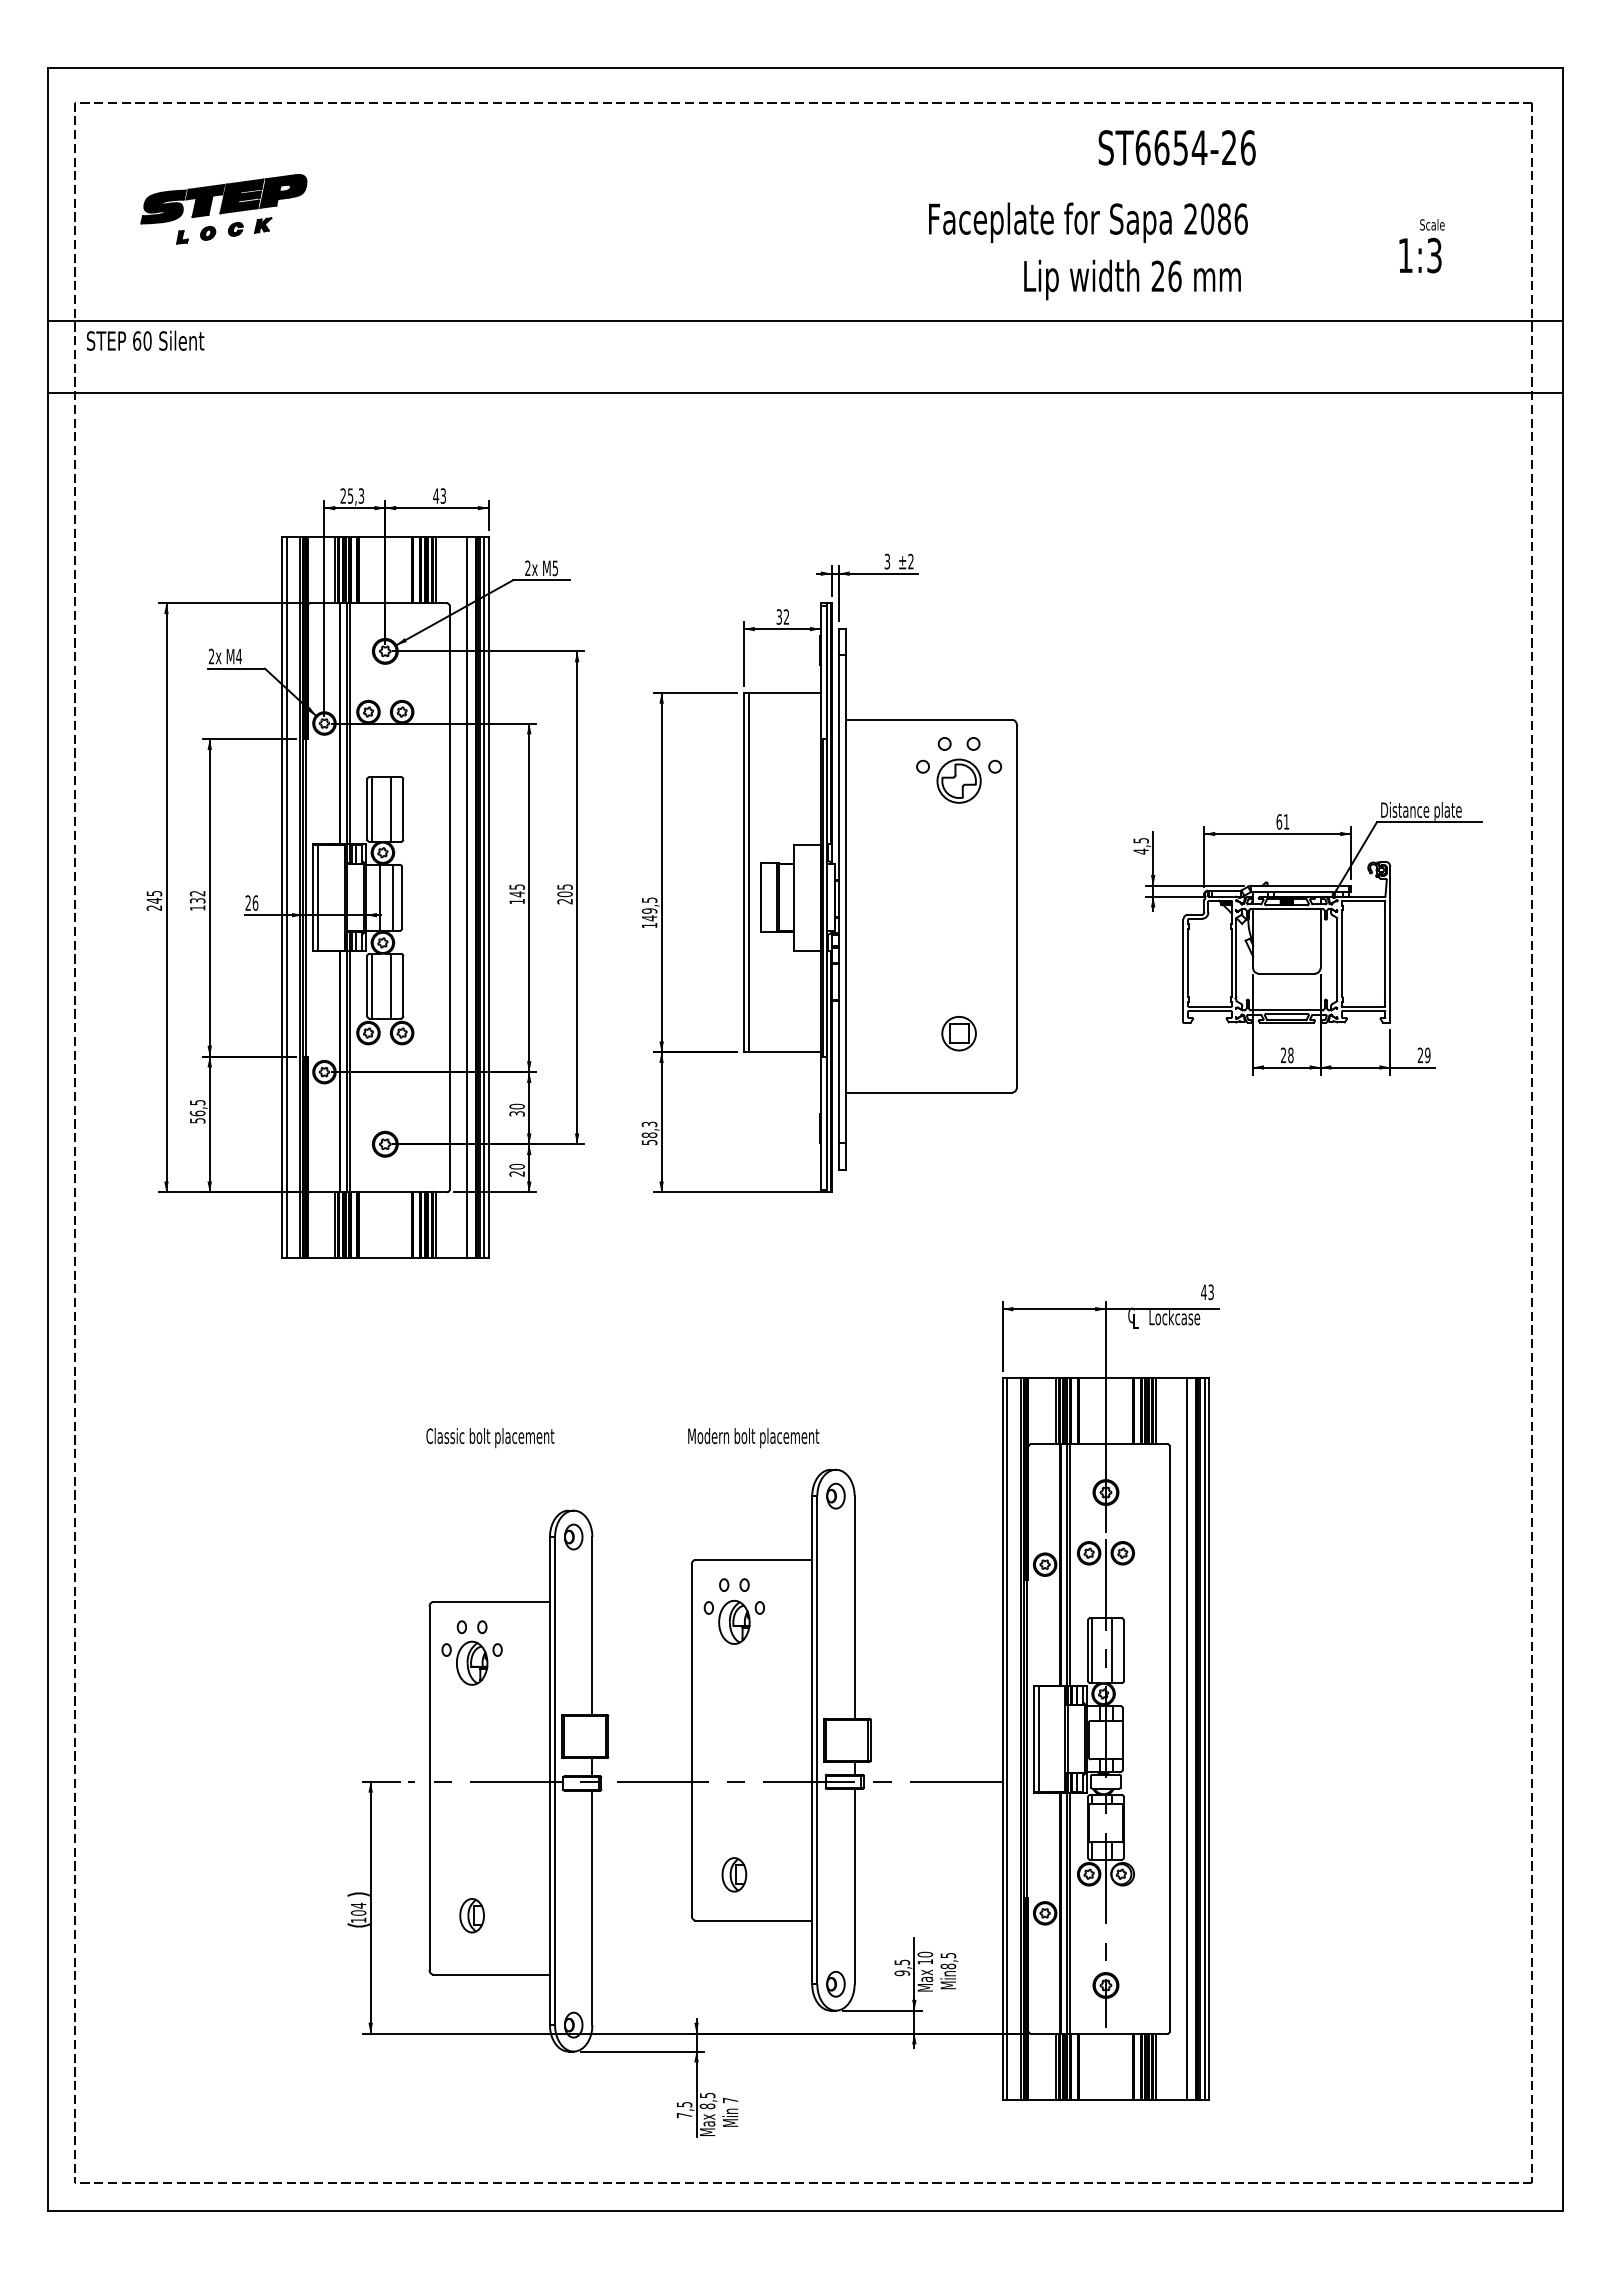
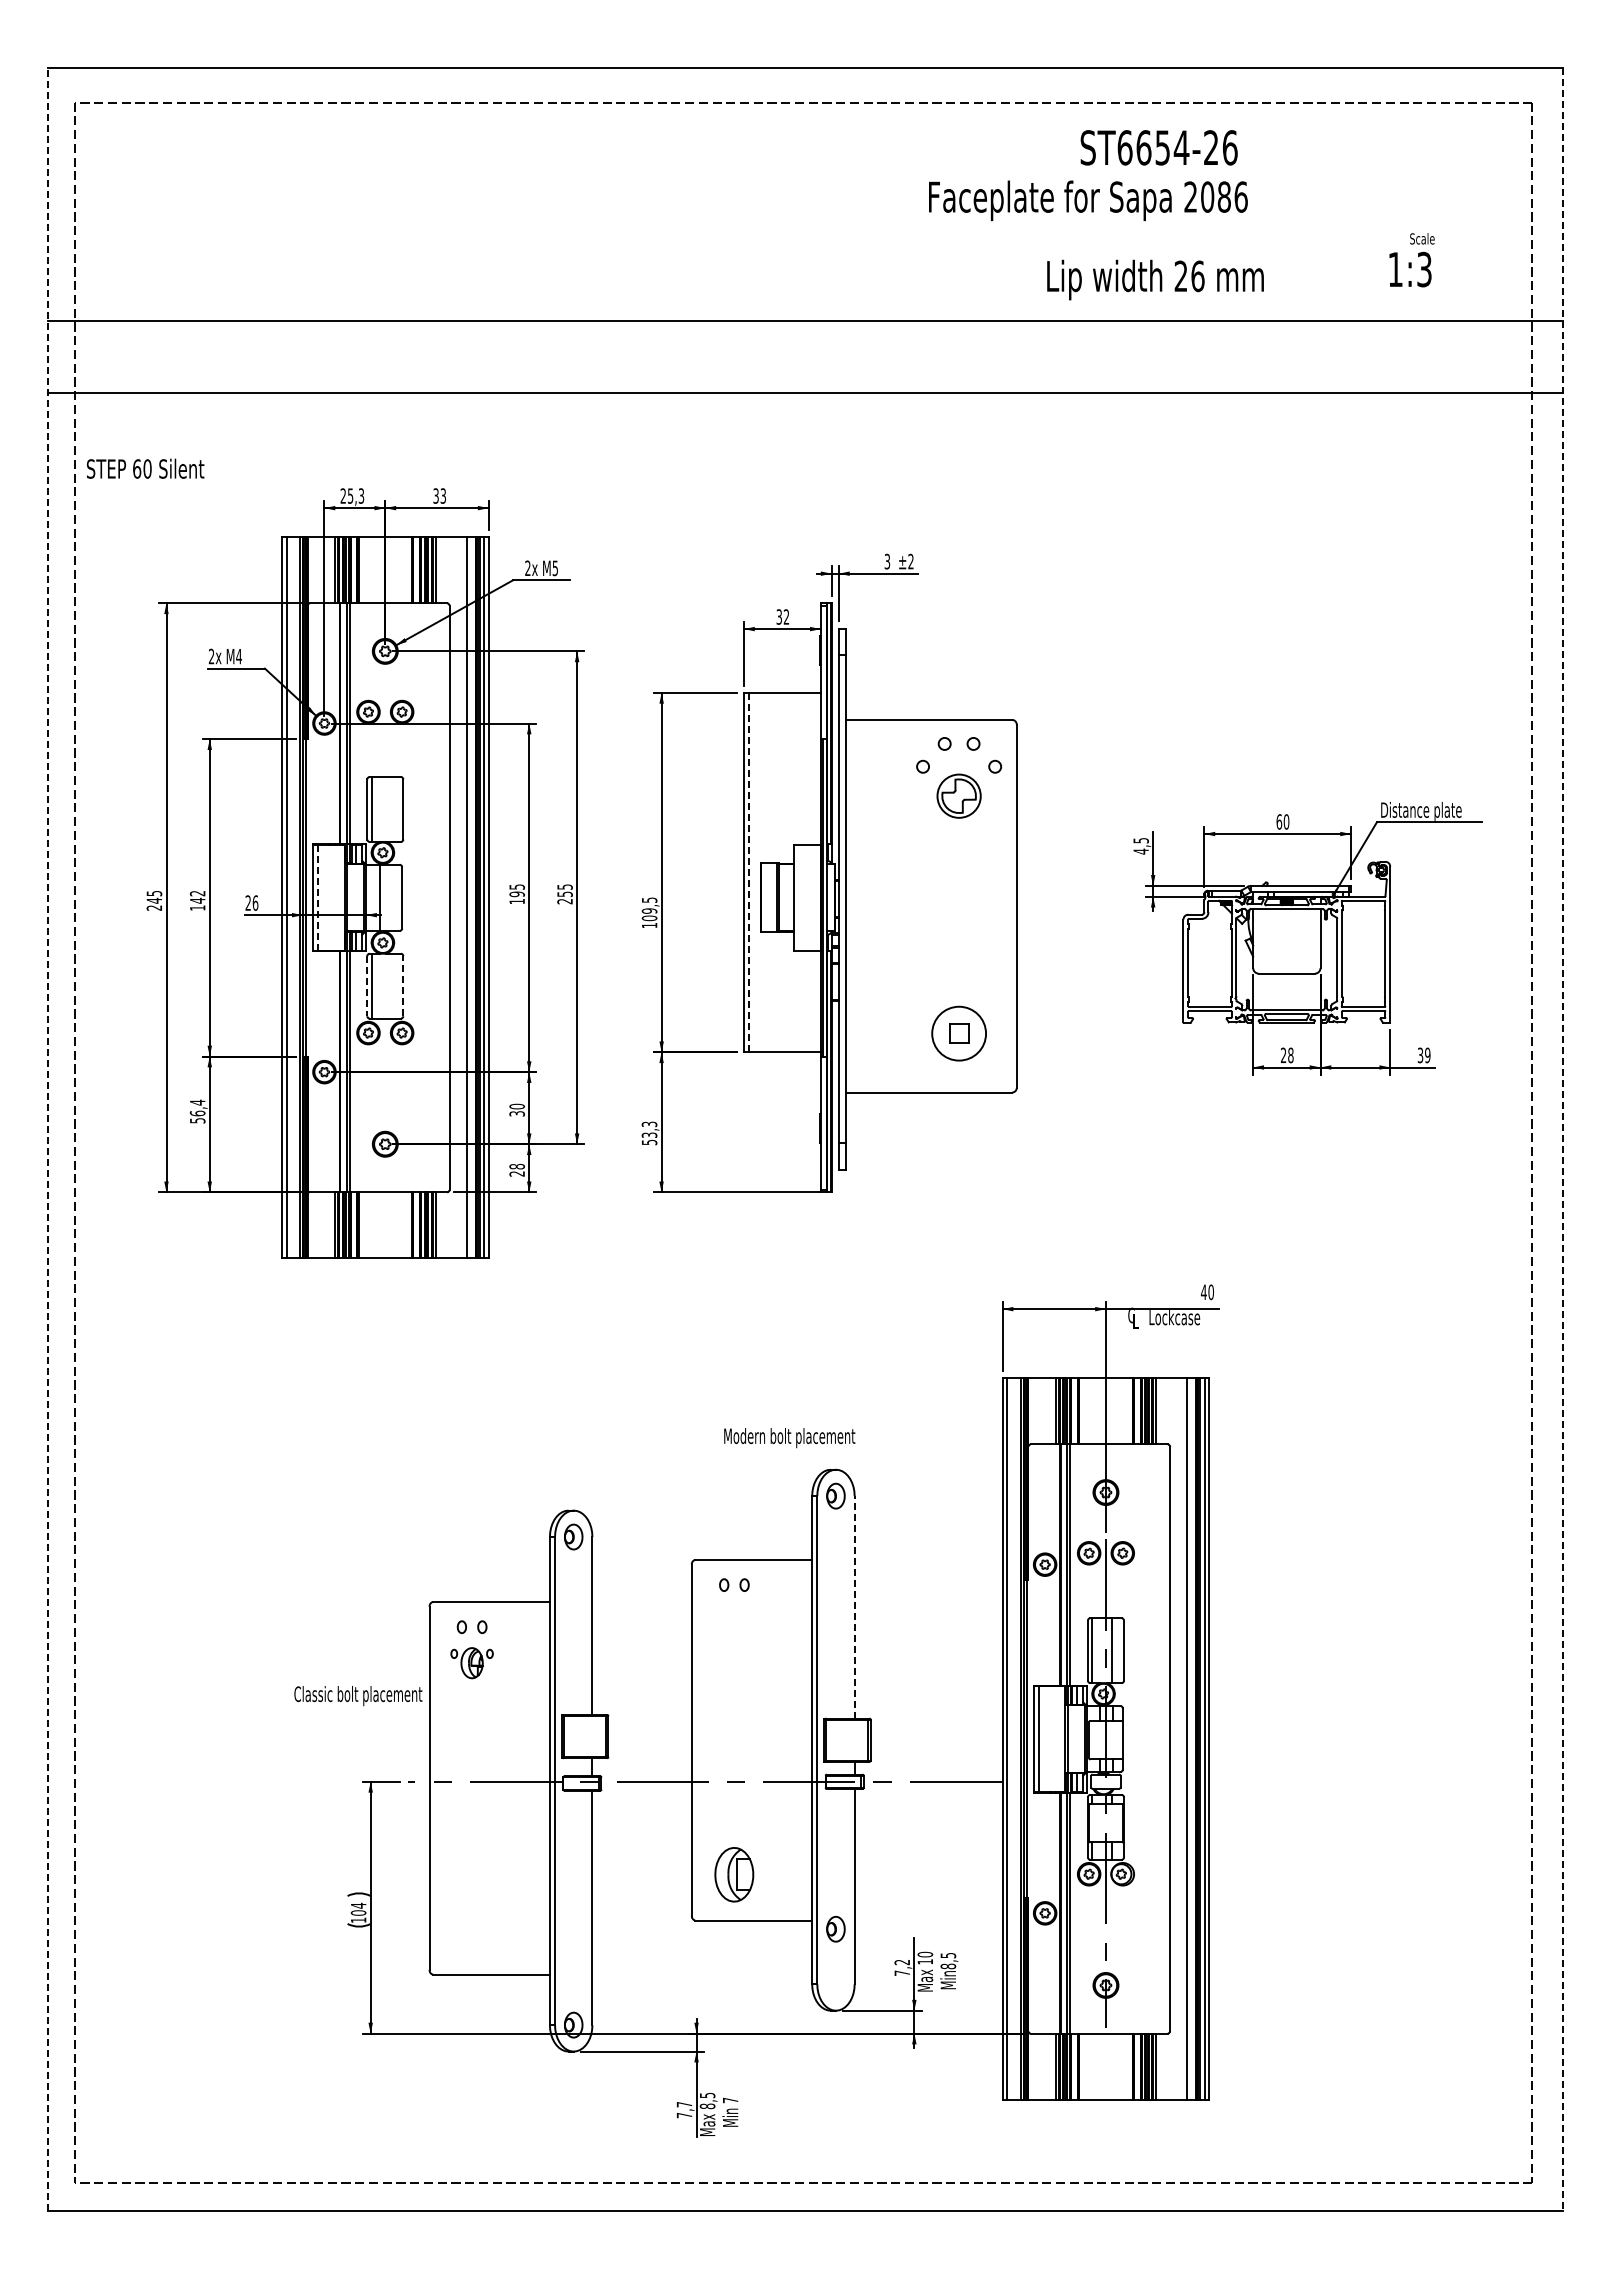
text position: (1176, 147) -> (1158, 147) (1158, 147)
part: present -> none (223, 209)
text position: (1088, 222) -> (1088, 200) (1088, 200)
text position: (1421, 246) -> (1411, 260) (1411, 260)
text position: (1132, 279) -> (1155, 279) (1155, 279)
text position: (145, 340) -> (145, 468) (145, 468)
text: 43 -> 33 (436, 495)
part position: (958, 780) -> (958, 795) (958, 795)
line: present -> none (391, 809)
text: 61 -> 60 (1286, 821)
line: solid -> dashed (749, 872)
text: 145 -> 195 (516, 894)
text: 205 -> 255 (564, 894)
line: solid -> dashed (317, 897)
line: present -> none (392, 897)
text: 132 -> 142 (197, 900)
text: 149,5 -> 109,5 (649, 918)
line: present -> none (391, 985)
line: solid -> dashed (403, 985)
line: solid -> dashed (367, 986)
circle diameter: 34 px -> 54 px (959, 1033)
text: 29 -> 39 (1420, 1055)
text: 56,5 -> 56,4 (197, 1102)
text: 58,3 -> 53,3 (649, 1134)
line: solid -> dashed (48, 1139)
line: solid -> dashed (1562, 1139)
text: 20 -> 28 (516, 1166)
text: 43 -> 40 (1210, 1292)
text position: (490, 1438) -> (358, 1696) (358, 1696)
text position: (753, 1438) -> (789, 1438) (789, 1438)
line: solid -> dashed (854, 1606)
part: present -> none (733, 1621)
part size: 62x46 px -> 44x33 px (471, 1663)
part size: 27x36 px -> 41x56 px (734, 1874)
part: present -> none (471, 1915)
text: 9,5 -> 7,2 (902, 1967)
part position: (835, 1983) -> (835, 1928) (835, 1928)
text: 7,5 -> 7,7 (684, 2104)
